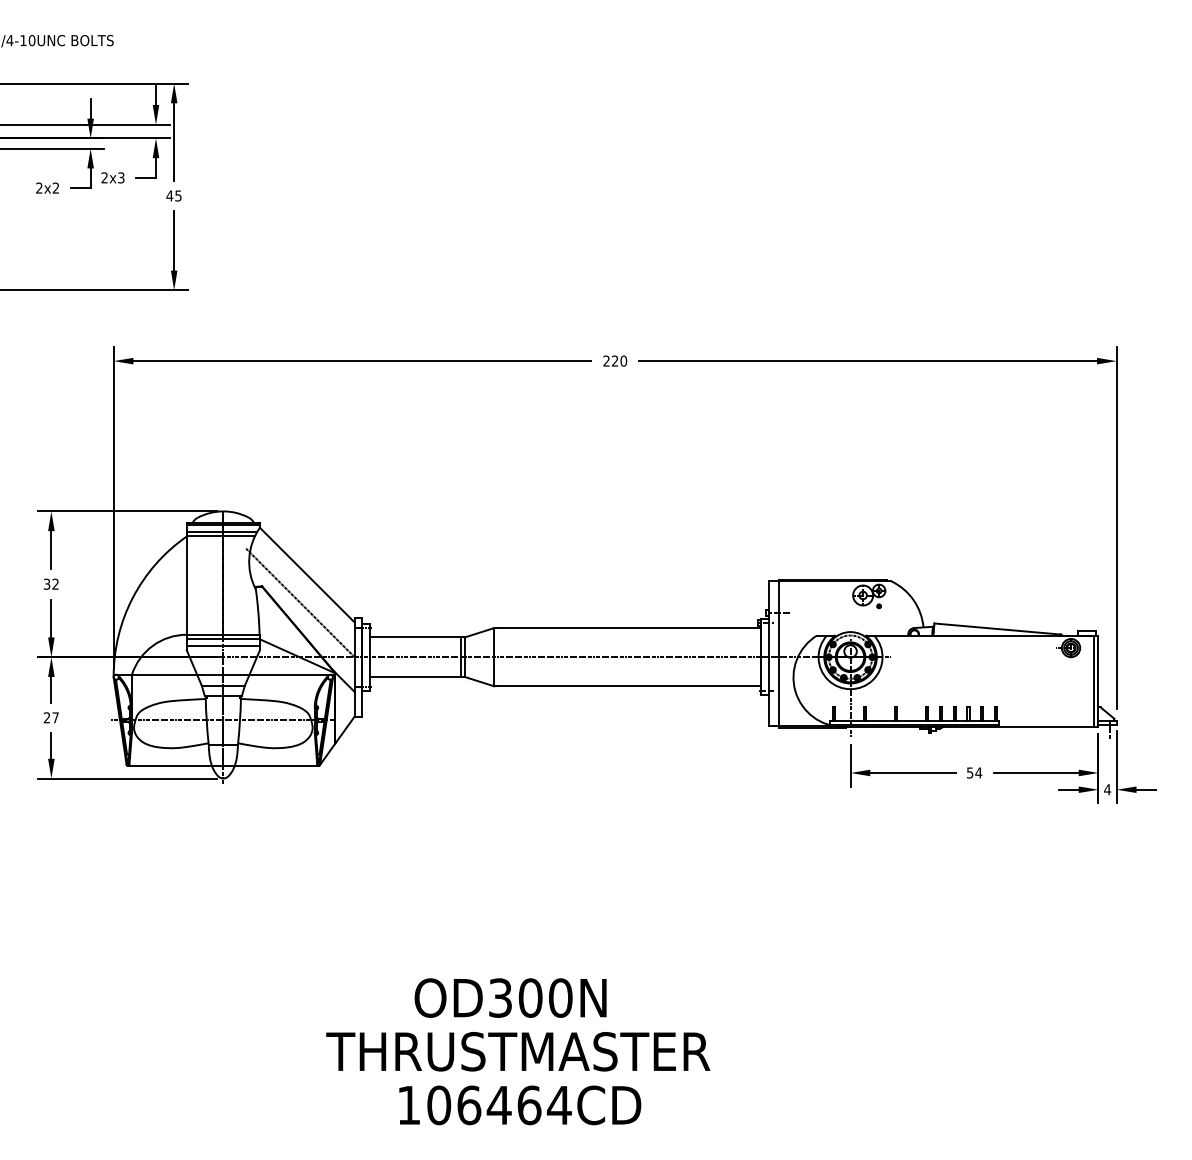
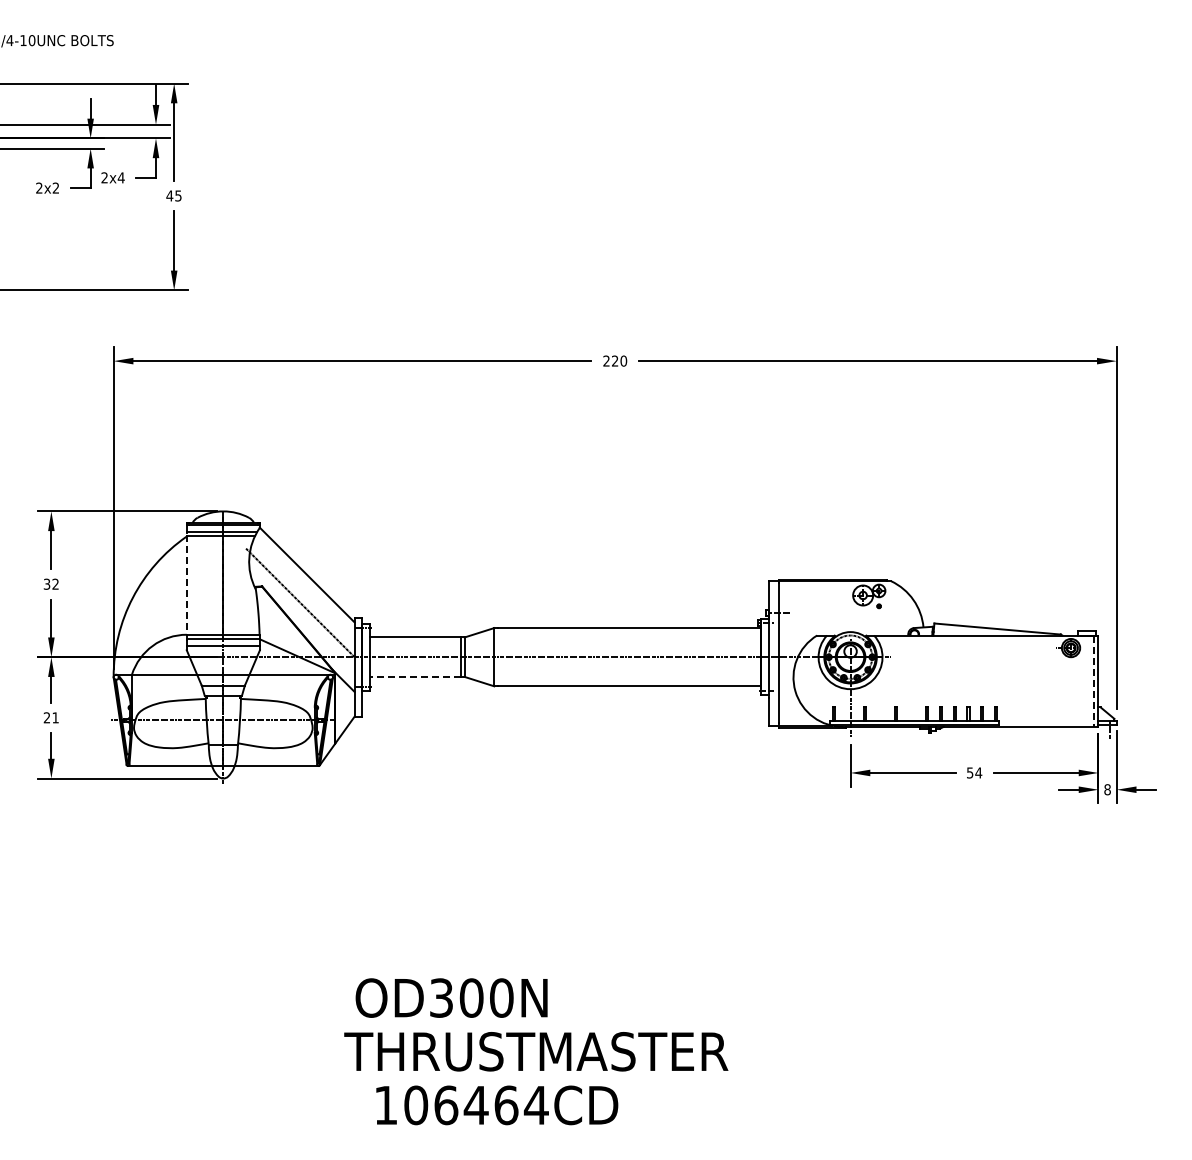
text: 2x3 -> 2x4 (120, 177)
line: solid -> dashed (186, 586)
line: solid -> dashed (415, 676)
line: solid -> dashed (1093, 681)
text: 27 -> 21 (55, 717)
text: 4 -> 8 (1107, 789)
text position: (510, 997) -> (451, 997) (451, 997)
text position: (518, 1051) -> (536, 1051) (536, 1051)
text position: (520, 1105) -> (497, 1105) (497, 1105)
